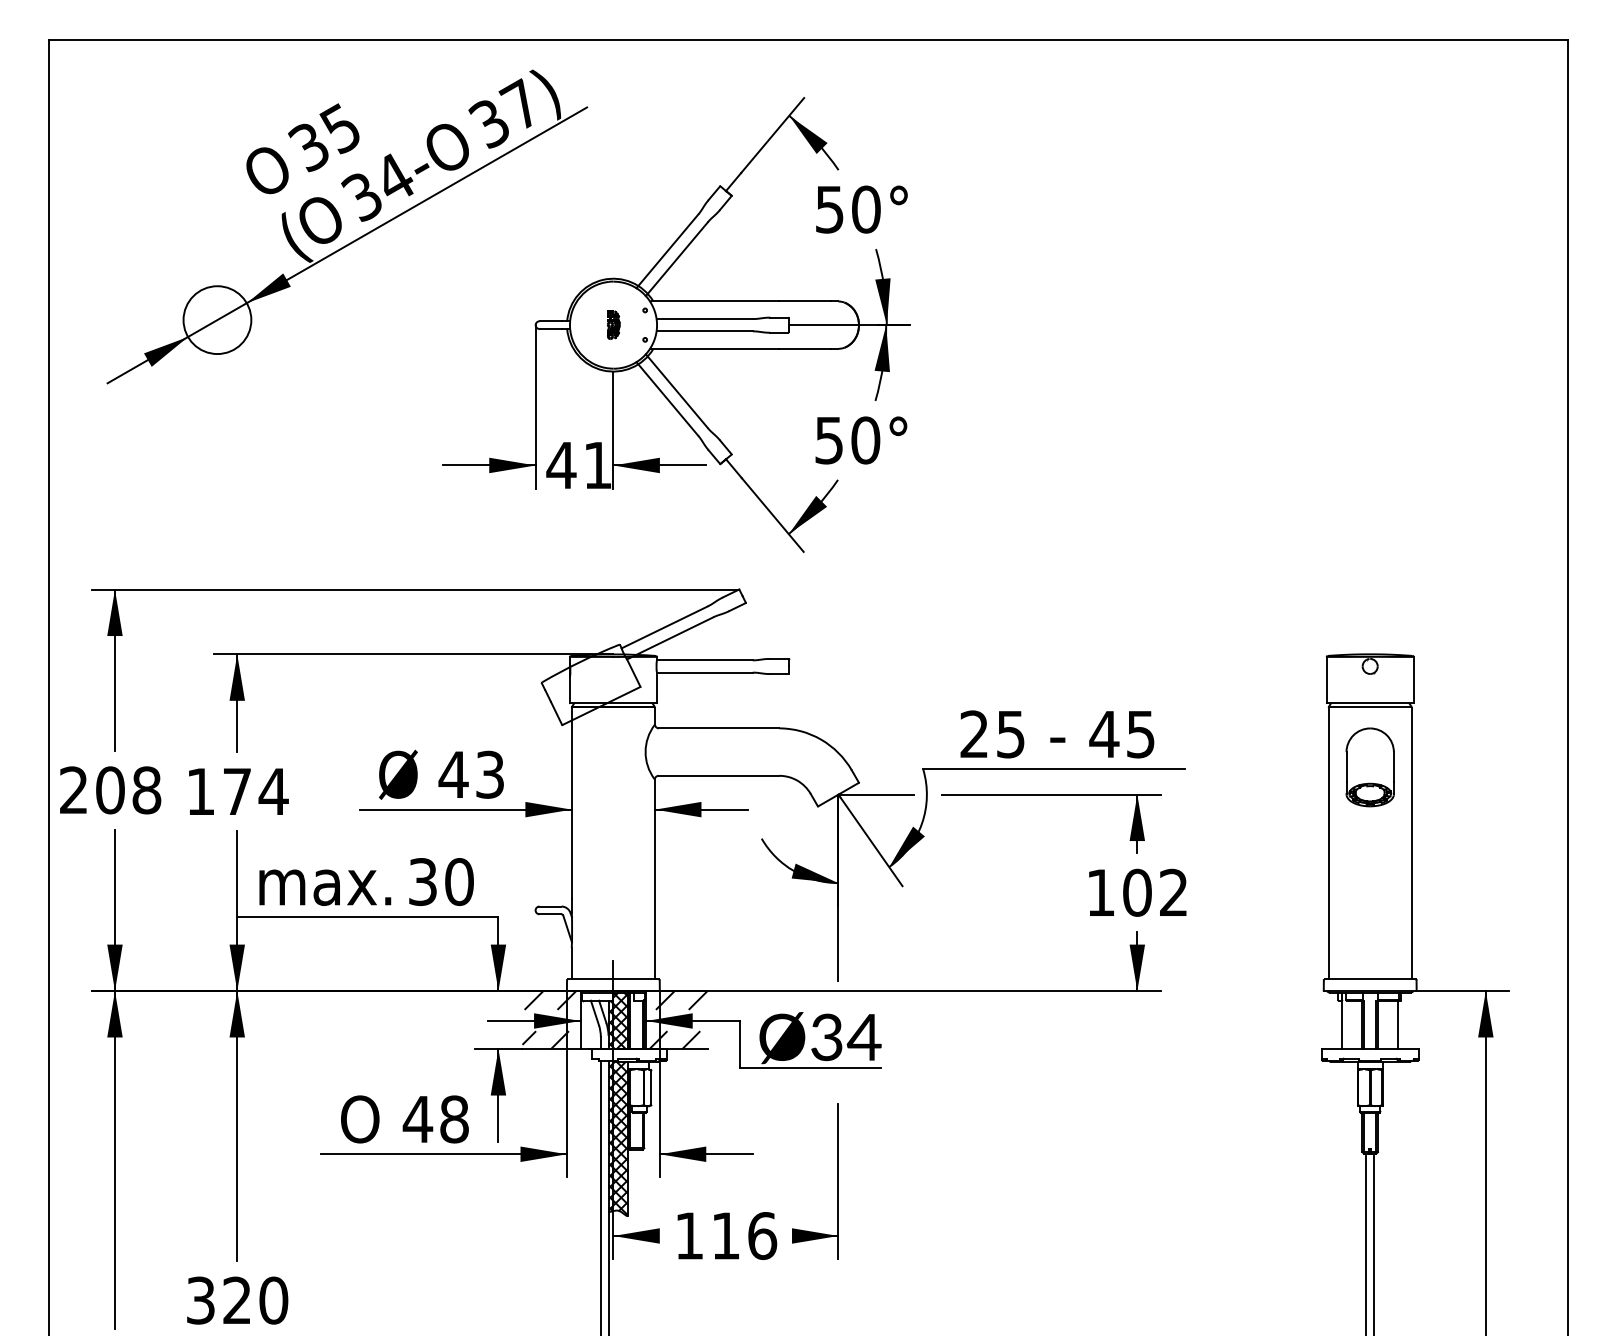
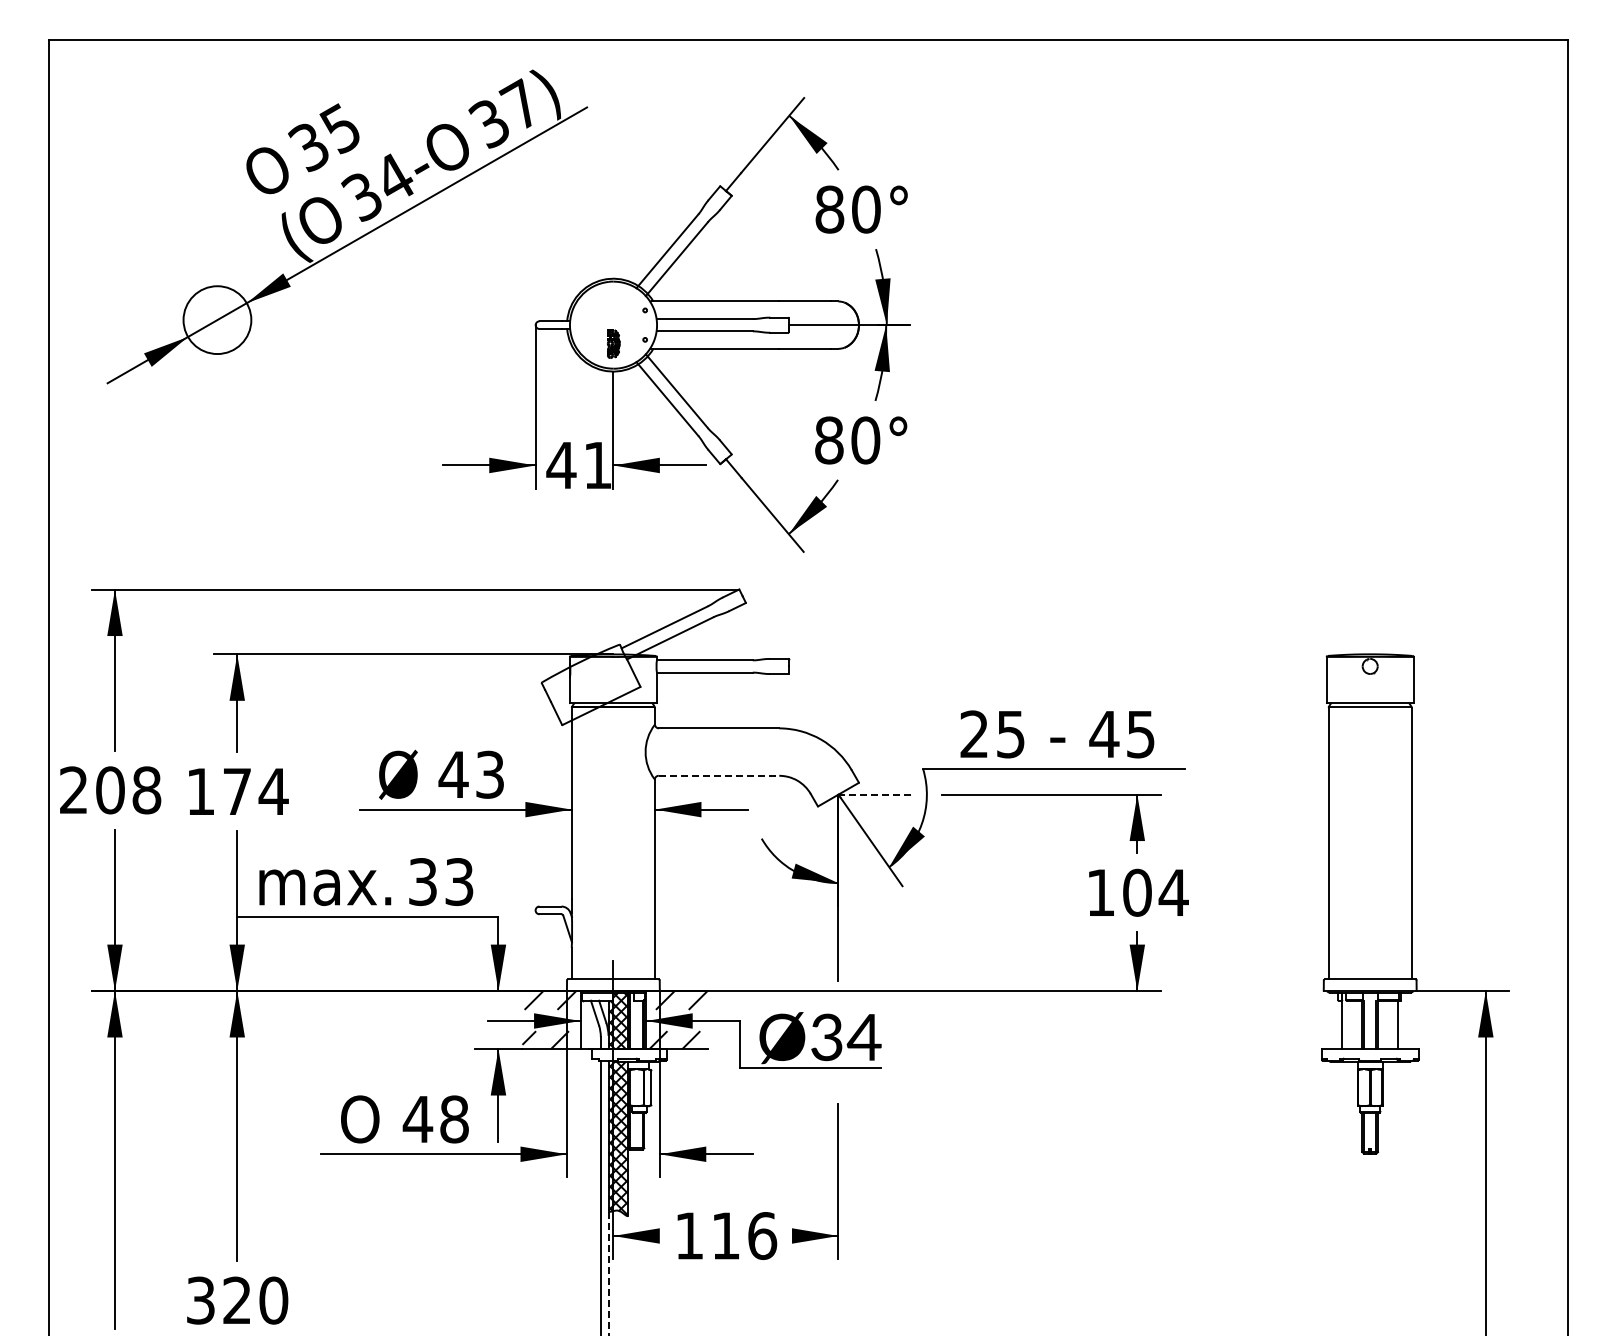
text: 50° -> 80° (829, 209)
part position: (613, 324) -> (613, 343) (613, 343)
text: 50° -> 80° (829, 440)
part: present -> none (1369, 767)
line: solid -> dashed (719, 775)
line: solid -> dashed (876, 794)
text: 30 -> 33 (459, 882)
text: 102 -> 104 (1173, 891)
line: present -> none (1366, 1244)
line: present -> none (1374, 1244)
line: solid -> dashed (608, 1273)
